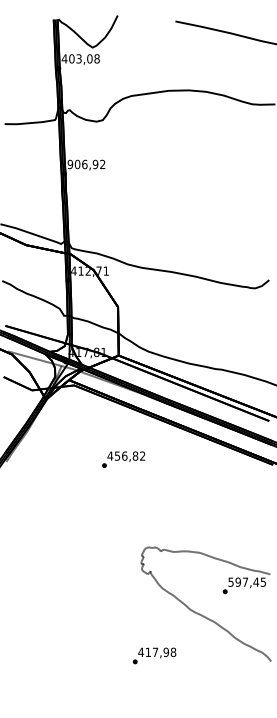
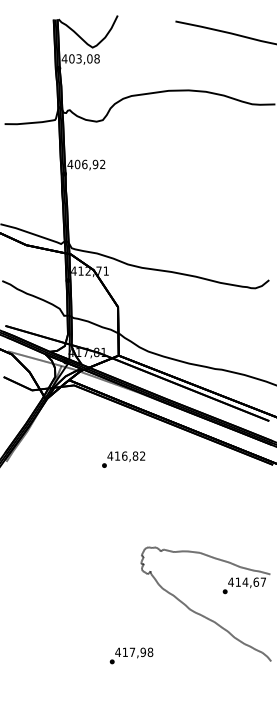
text: 906,92 -> 406,92 (70, 164)
text: 456,82 -> 416,82 (117, 455)
text: 597,45 -> 414,67 (246, 581)
text position: (154, 655) -> (131, 655) (131, 655)
